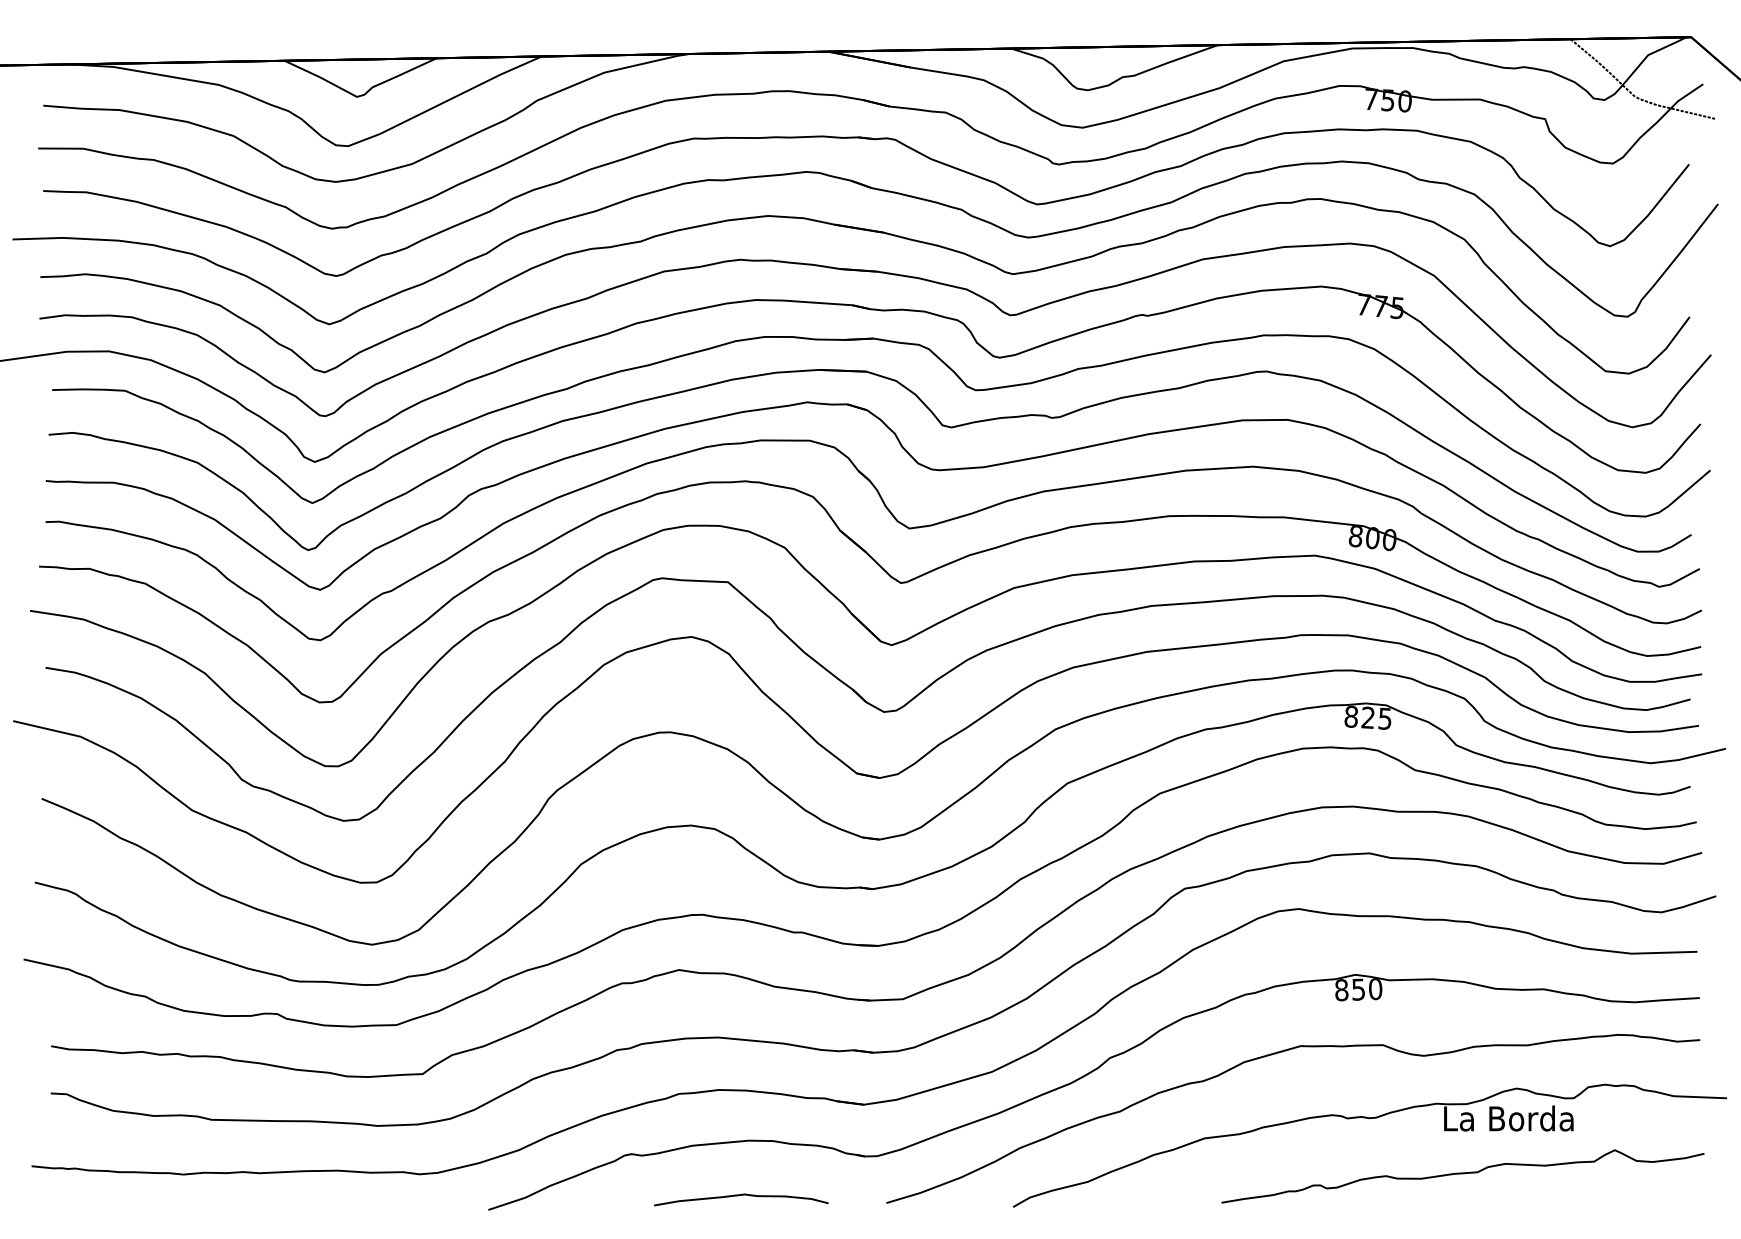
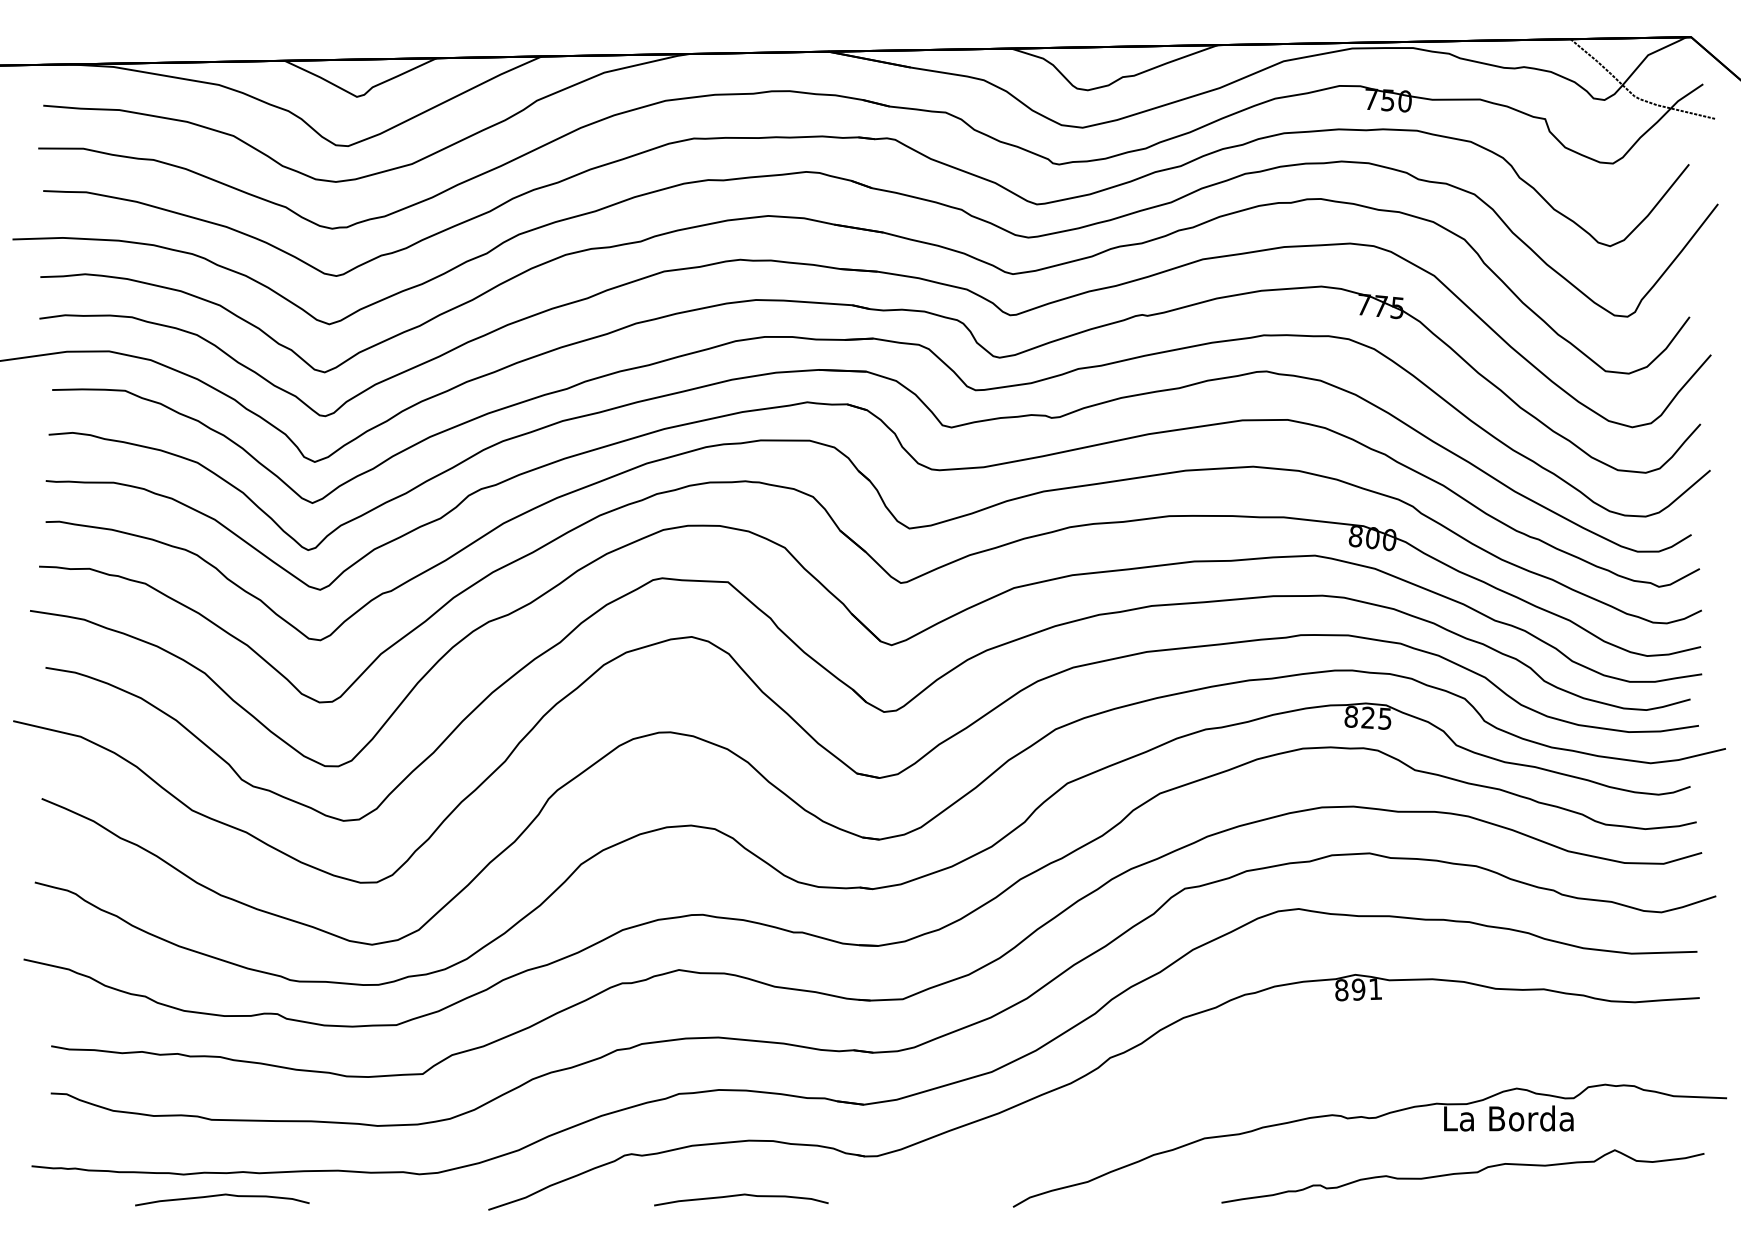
text: 850 -> 891 (1366, 989)
curve: present -> none (1272, 1055)
curve: none -> present (222, 1195)
